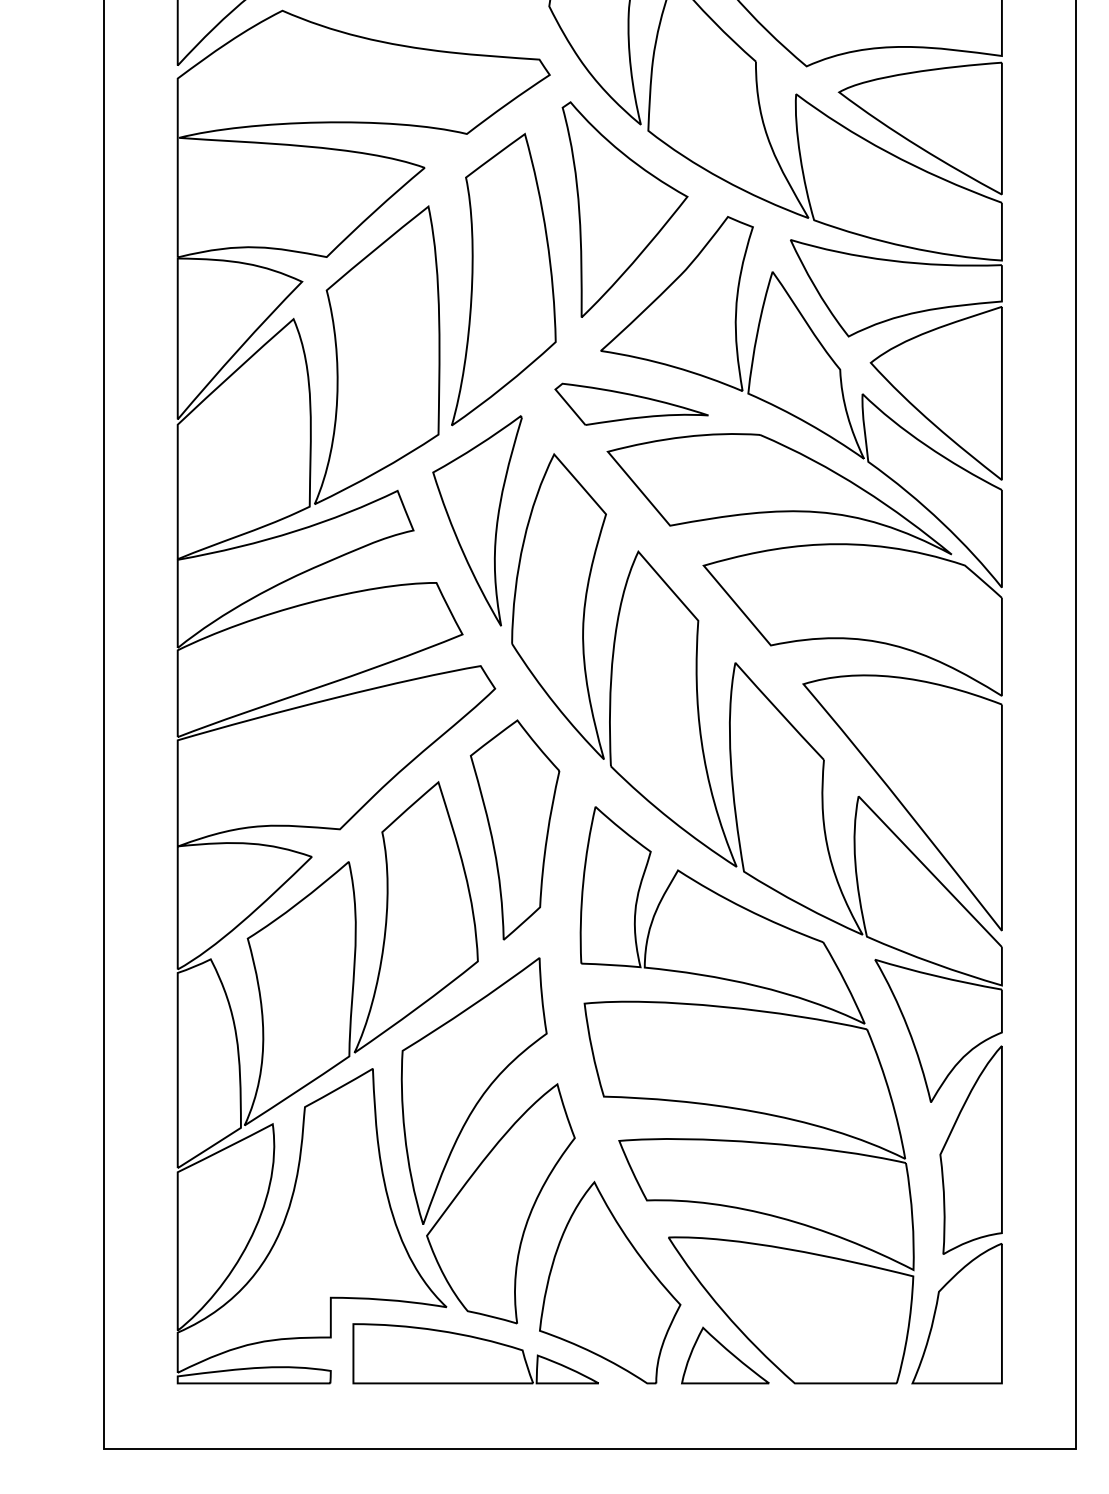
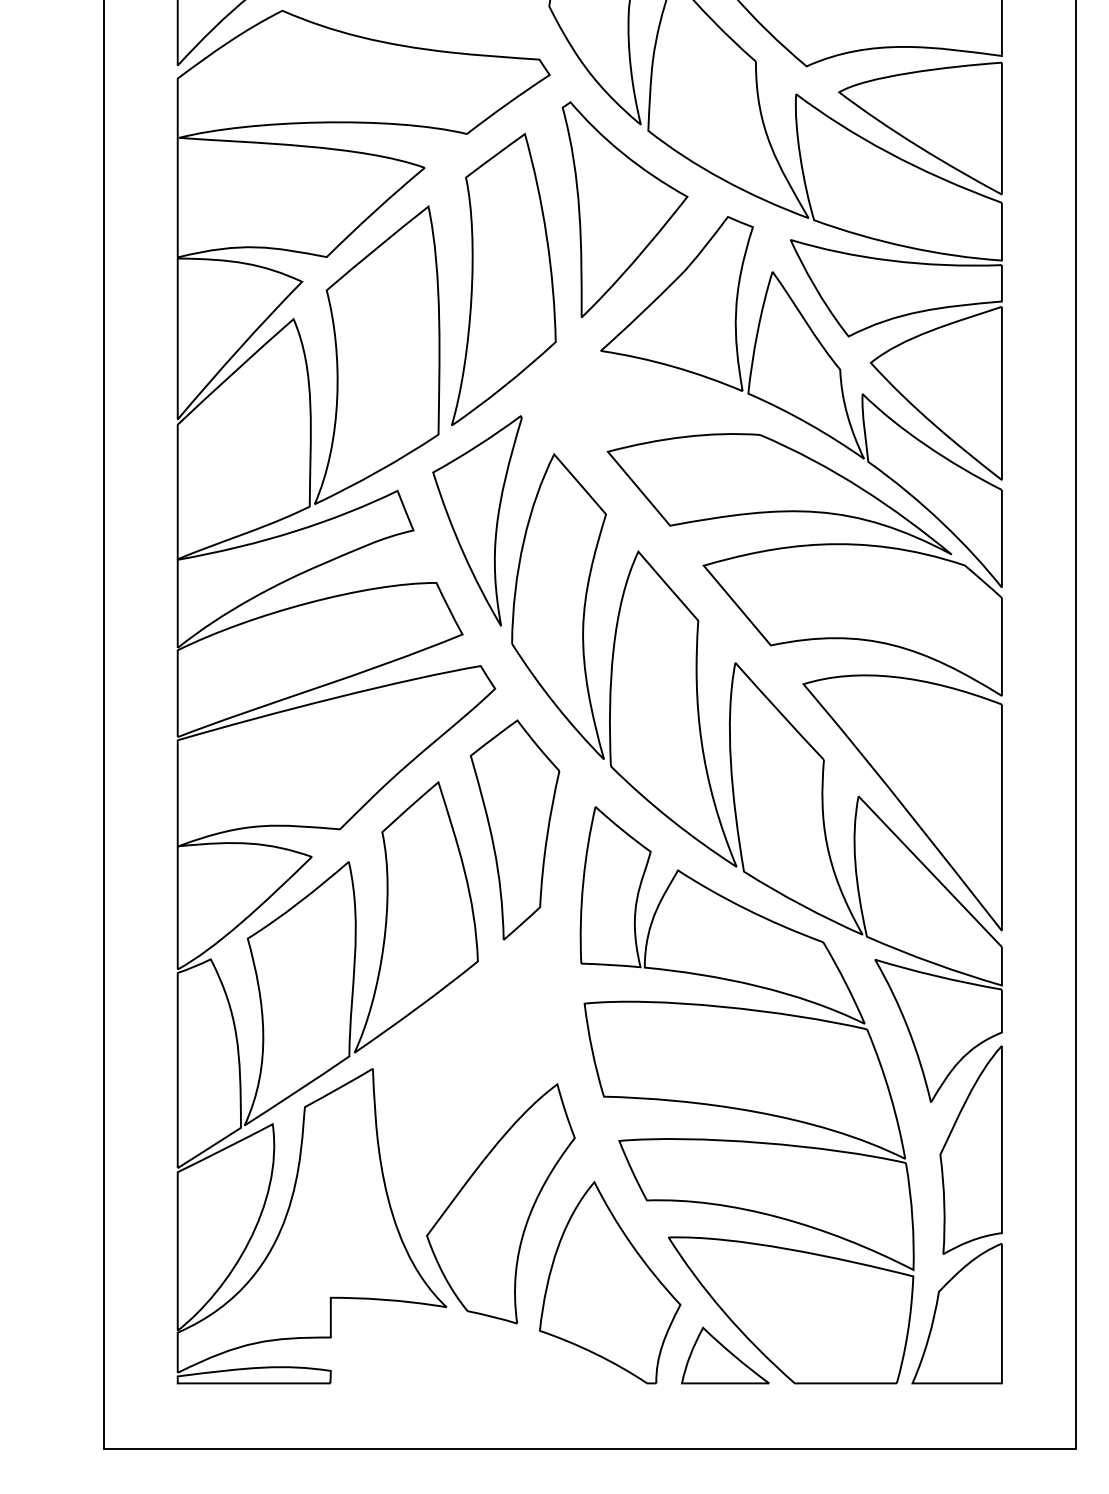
part: present -> none (631, 403)
part: present -> none (473, 1090)
part: present -> none (475, 1353)
